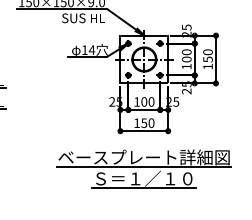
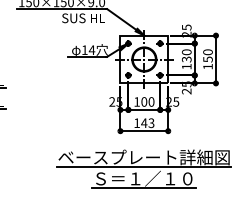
text: 100 -> 130 (186, 59)
text: 150 -> 143 (147, 123)
